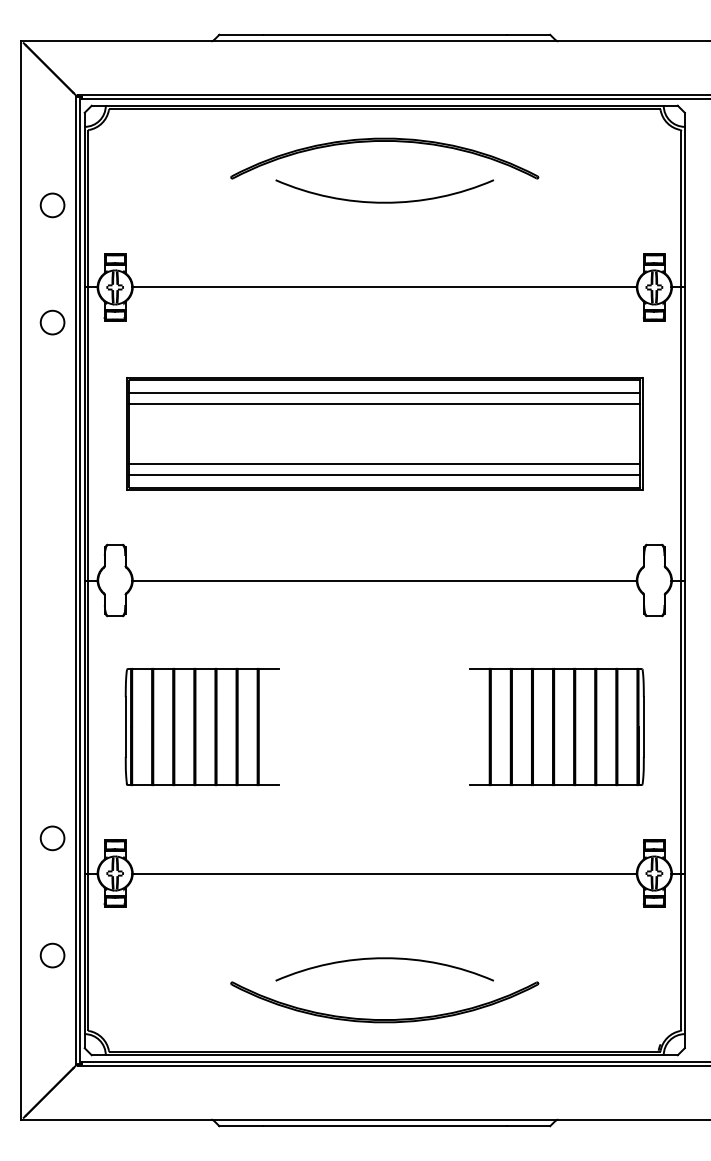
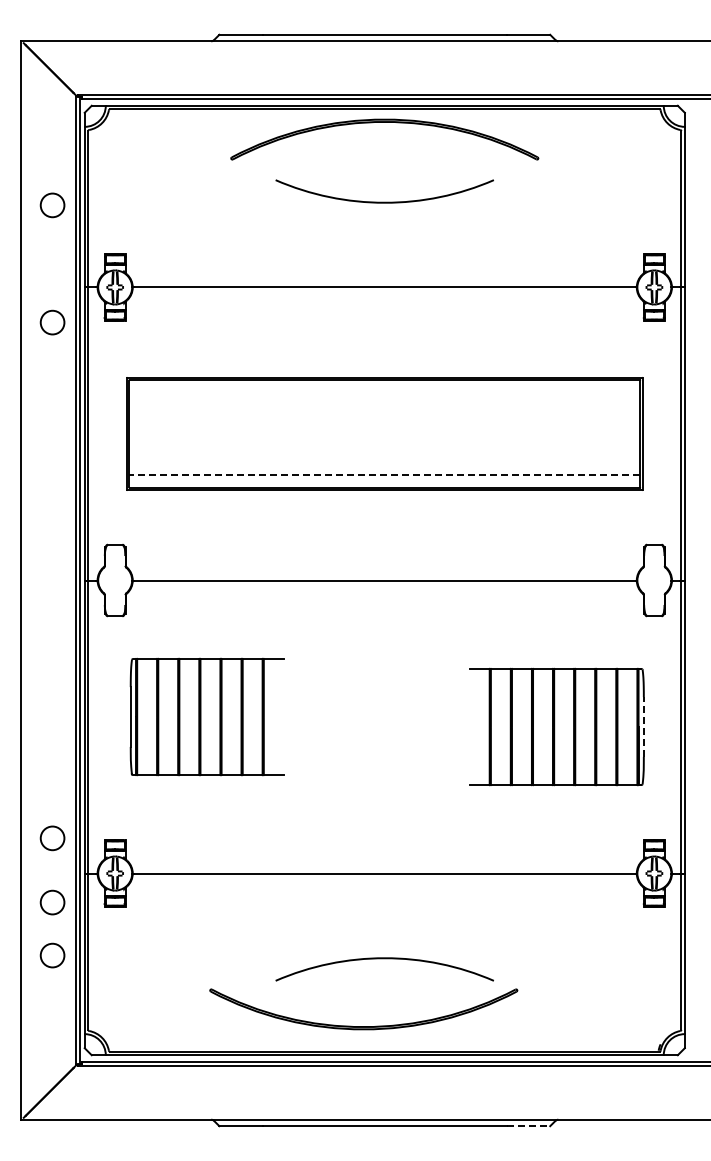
part position: (384, 141) -> (384, 122) (384, 122)
line: present -> none (384, 392)
line: present -> none (384, 404)
line: present -> none (384, 463)
line: solid -> dashed (384, 475)
part position: (201, 726) -> (206, 716) (206, 716)
line: solid -> dashed (643, 727)
circle: none -> present (52, 902)
part position: (384, 1019) -> (363, 1026) (363, 1026)
line: solid -> dashed (528, 1126)
